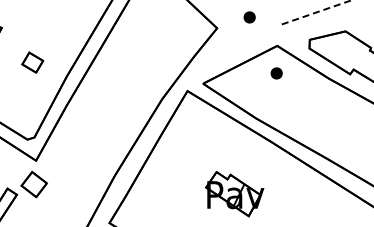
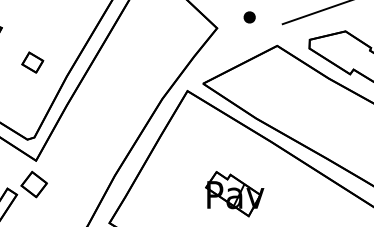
line: dashed -> solid (317, 12)
part: present -> none (276, 73)
